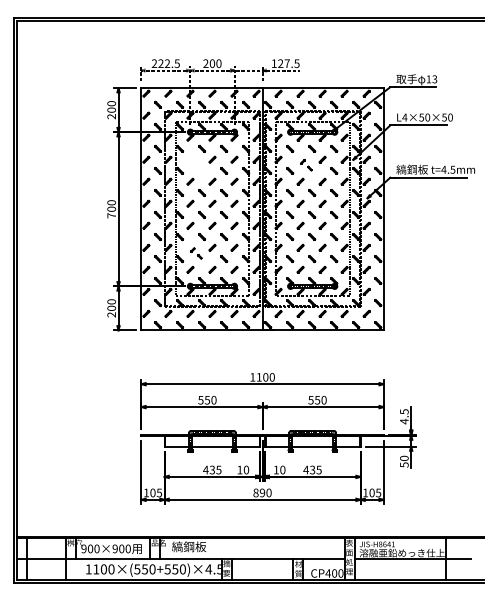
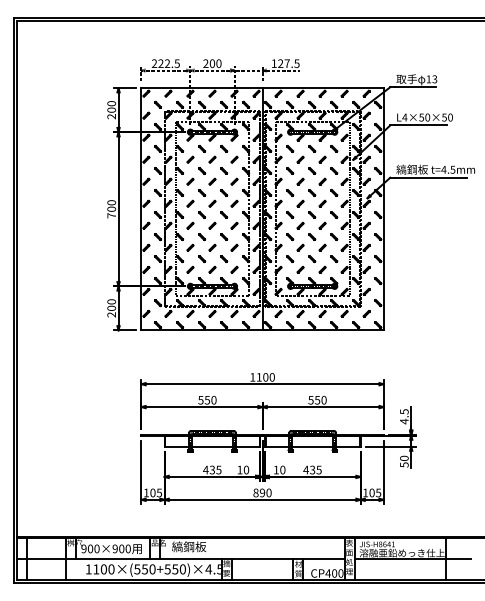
part: none -> present (196, 164)
part size: 13x13 px -> 21x20 px (306, 164)
part size: 13x13 px -> 21x21 px (196, 253)
